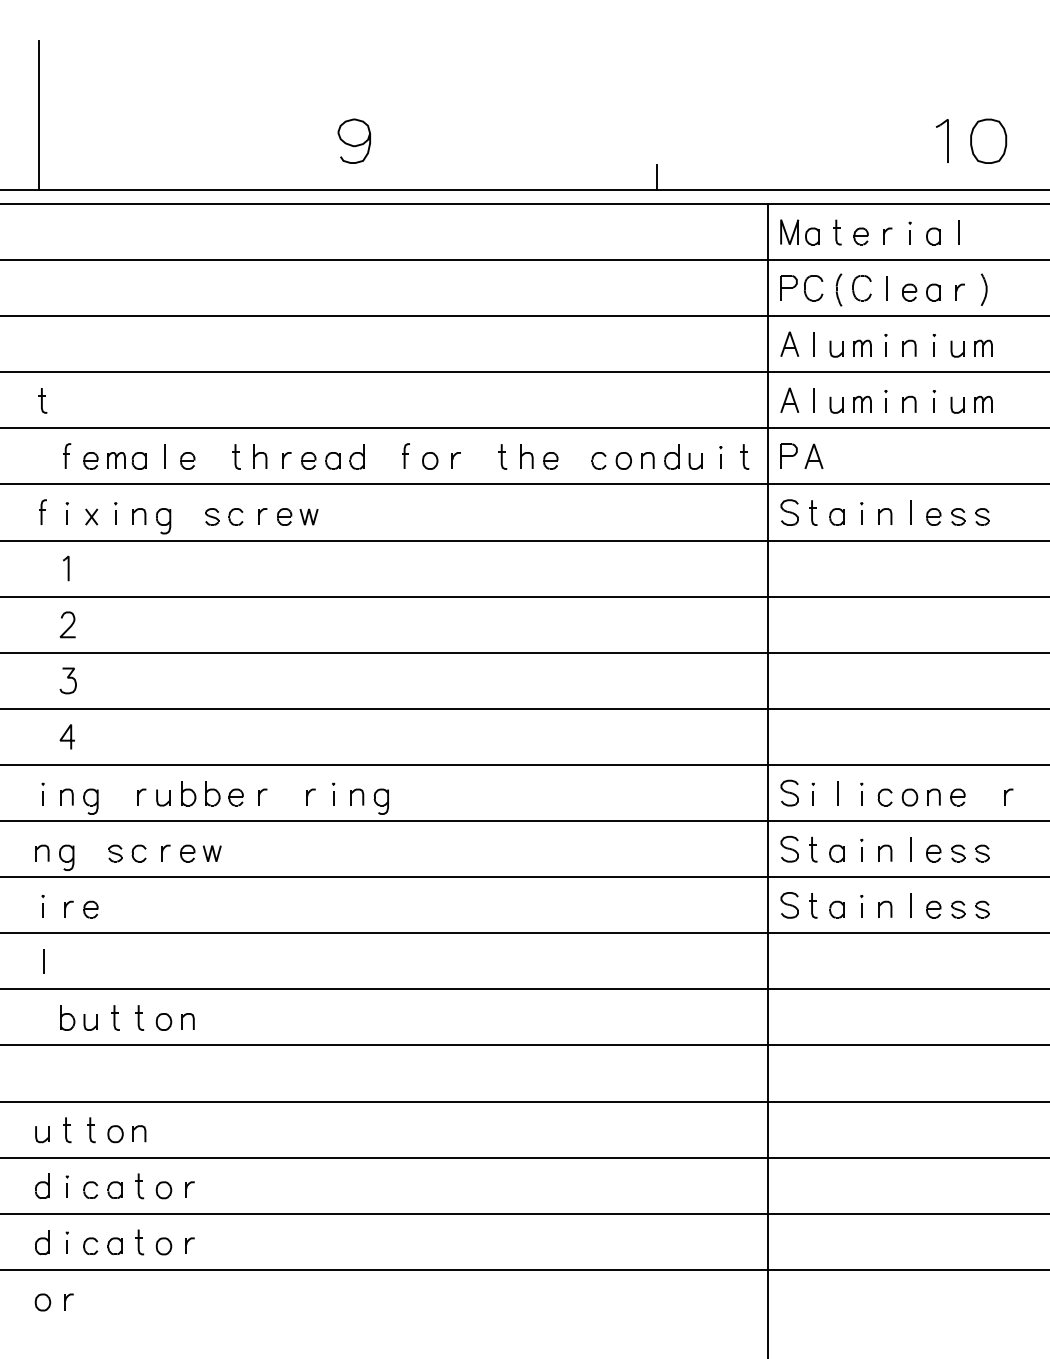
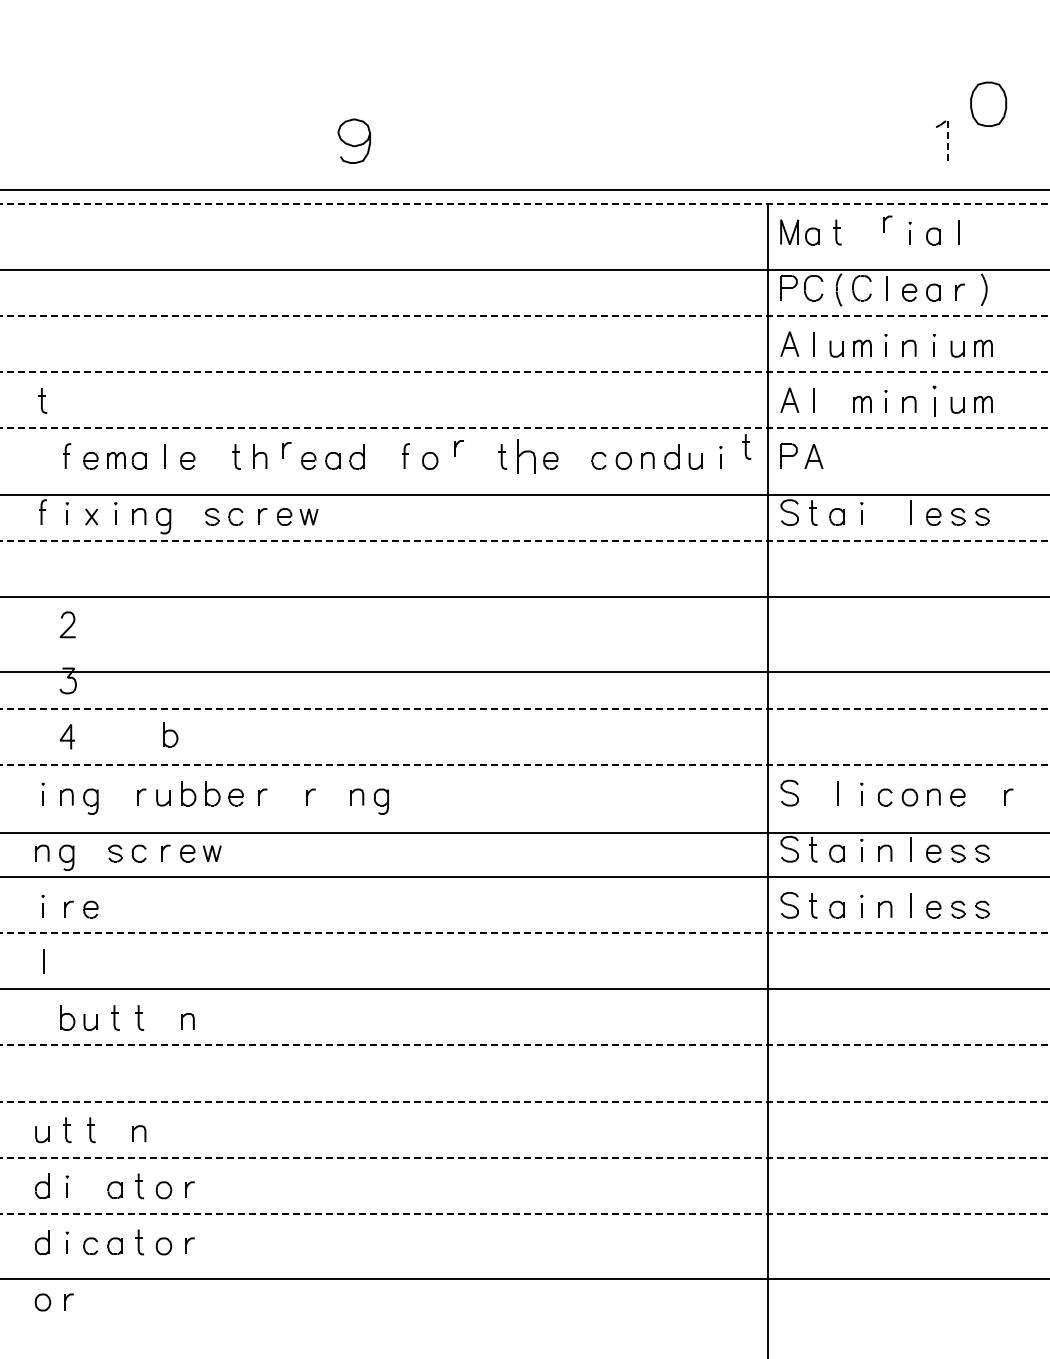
line: present -> none (38, 114)
line: solid -> dashed (947, 136)
part position: (988, 140) -> (988, 103) (988, 103)
line: present -> none (657, 176)
line: solid -> dashed (525, 203)
part position: (887, 235) -> (887, 223) (887, 223)
part: present -> none (860, 236)
line position: (524, 259) -> (524, 269) (524, 269)
line: solid -> dashed (525, 316)
line: solid -> dashed (525, 372)
part size: 4x23 px -> 5x32 px (934, 400)
part: present -> none (836, 404)
line: solid -> dashed (525, 428)
part size: 14x25 px -> 19x35 px (526, 456)
part position: (744, 456) -> (746, 446) (746, 446)
part position: (286, 460) -> (286, 450) (286, 450)
part position: (455, 460) -> (458, 448) (458, 448)
line position: (524, 484) -> (524, 495) (524, 495)
part: present -> none (885, 516)
line: solid -> dashed (525, 540)
part: present -> none (66, 568)
line position: (524, 652) -> (524, 671) (524, 671)
line: solid -> dashed (525, 708)
part: none -> present (170, 734)
line: solid -> dashed (525, 764)
part: present -> none (333, 793)
part: present -> none (812, 793)
line position: (524, 821) -> (524, 833) (524, 833)
line: solid -> dashed (525, 933)
part: present -> none (163, 1021)
line: solid -> dashed (525, 1045)
line: solid -> dashed (525, 1101)
part: present -> none (115, 1134)
line: solid -> dashed (525, 1157)
part: present -> none (90, 1189)
line: solid -> dashed (525, 1213)
line position: (524, 1269) -> (524, 1278) (524, 1278)
